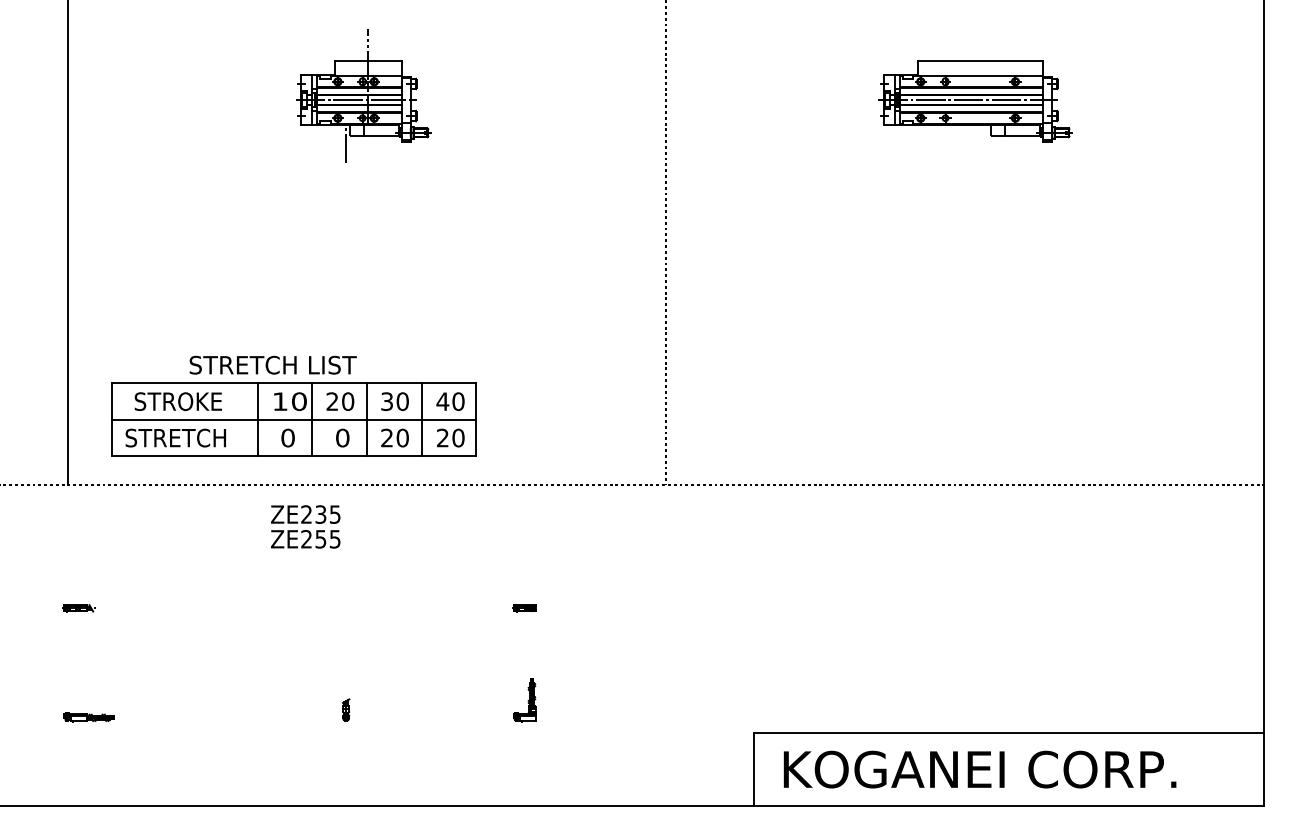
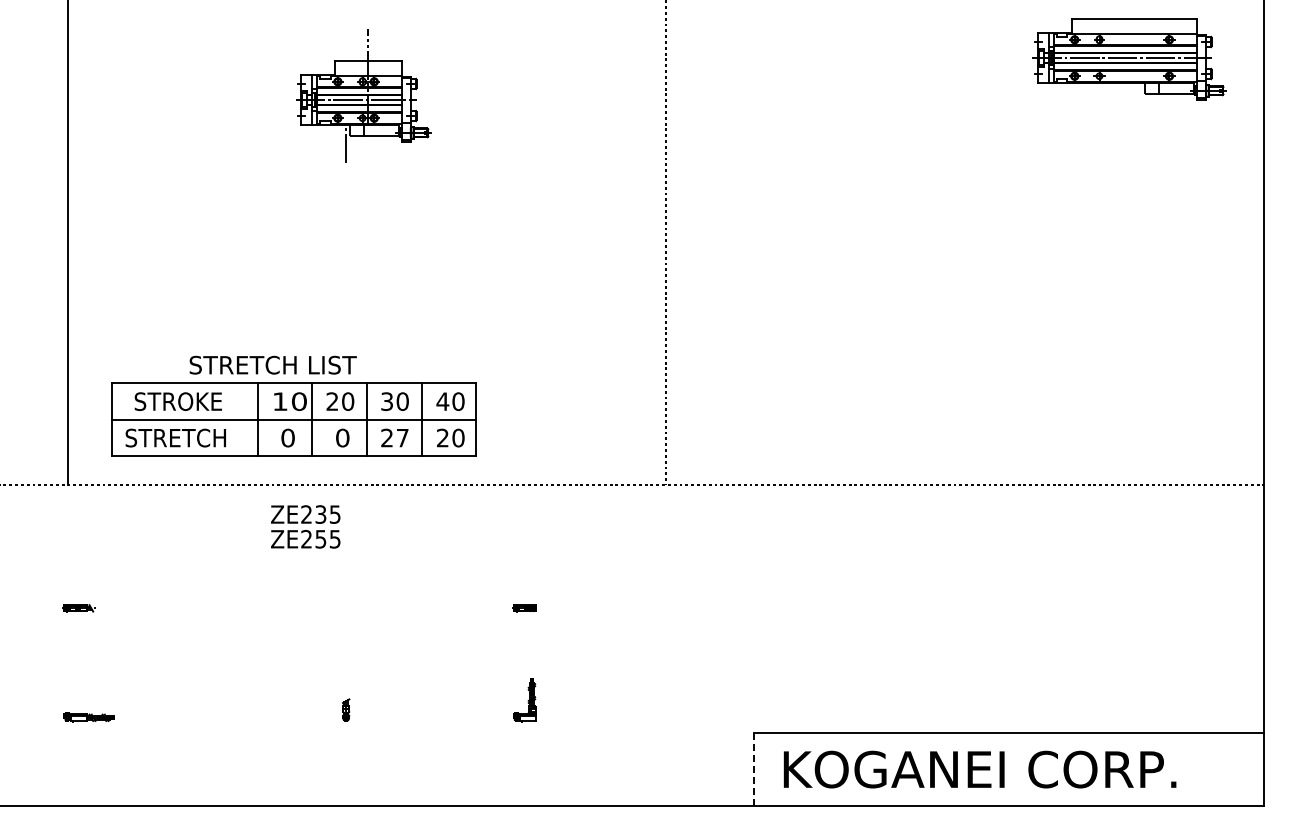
part position: (975, 101) -> (1129, 59) (1129, 59)
text: 20 -> 27 (402, 437)
line: solid -> dashed (753, 770)
